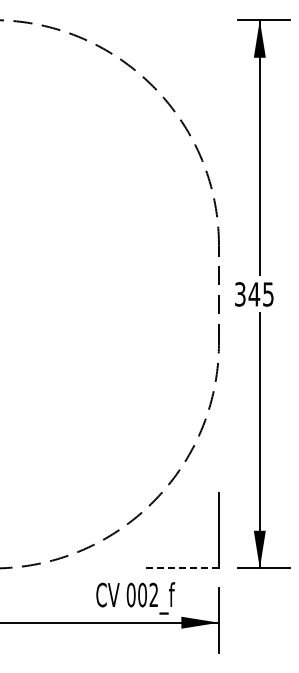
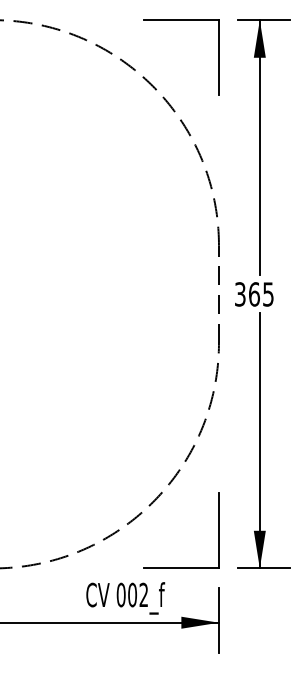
part: none -> present (181, 20)
text: 345 -> 365 (254, 294)
line: dashed -> solid (181, 568)
text position: (135, 598) -> (125, 598) (125, 598)
